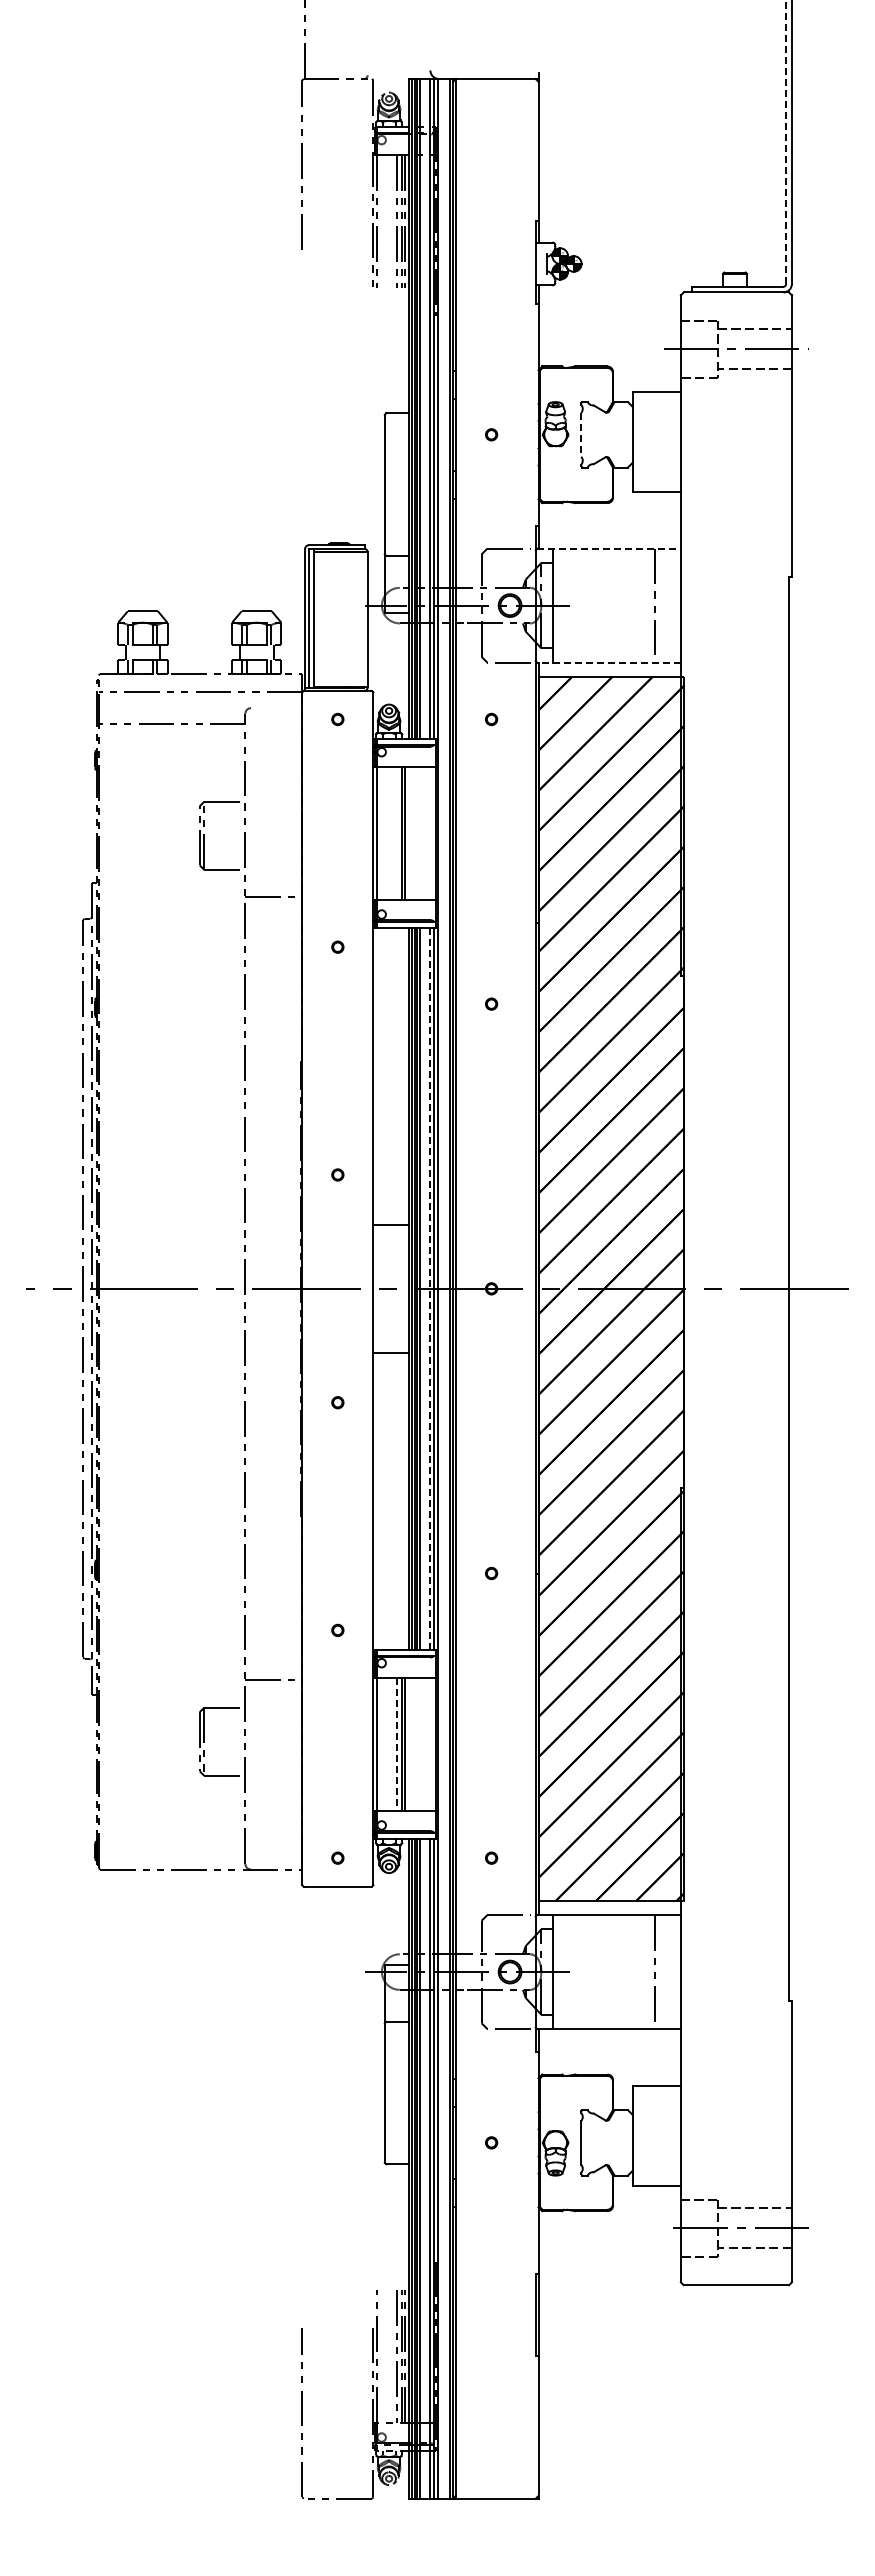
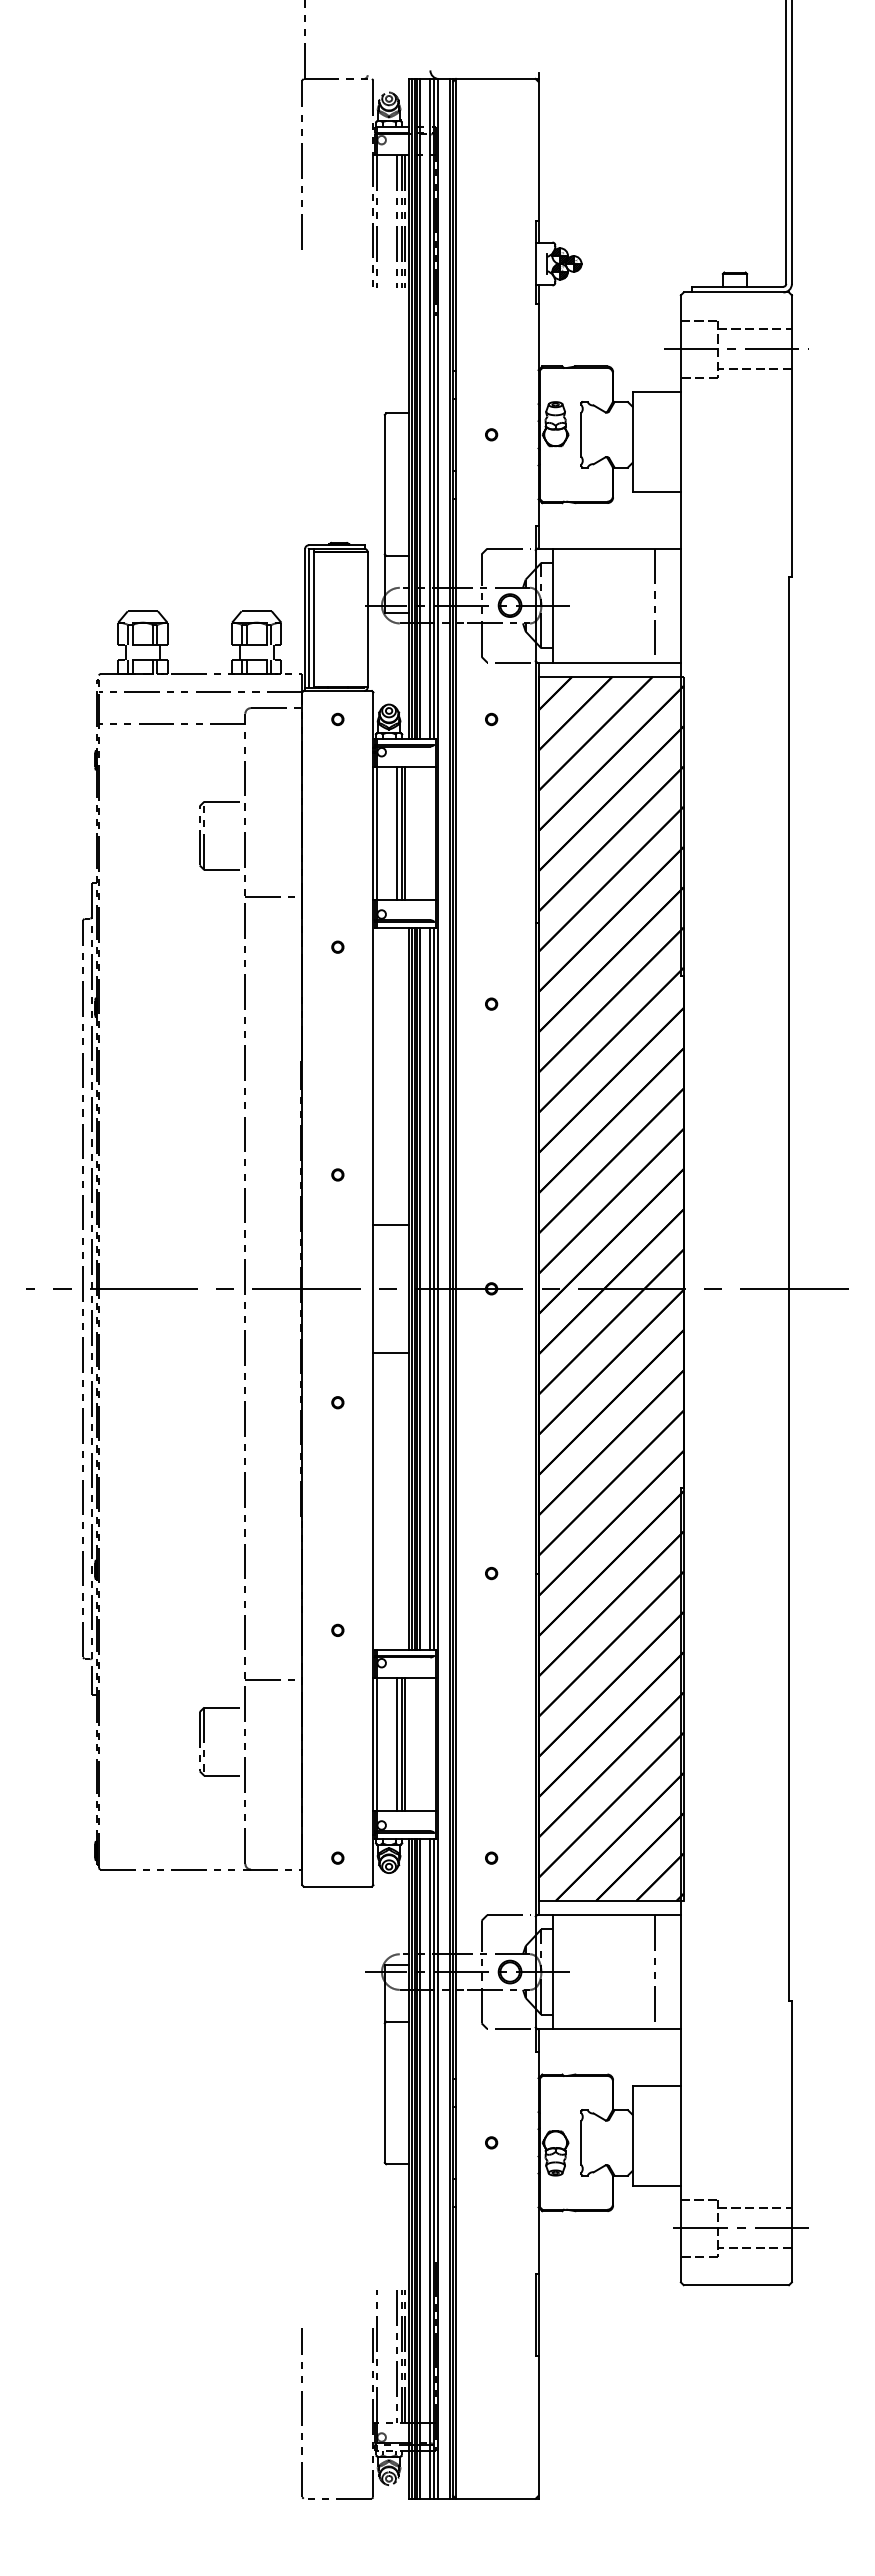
line: dashed -> solid (786, 142)
line: dashed -> solid (581, 434)
line: dashed -> solid (609, 548)
line: dashed -> solid (609, 662)
line: none -> present (276, 708)
line: none -> present (396, 833)
line: dashed -> solid (429, 1288)
line: dashed -> solid (396, 1744)
